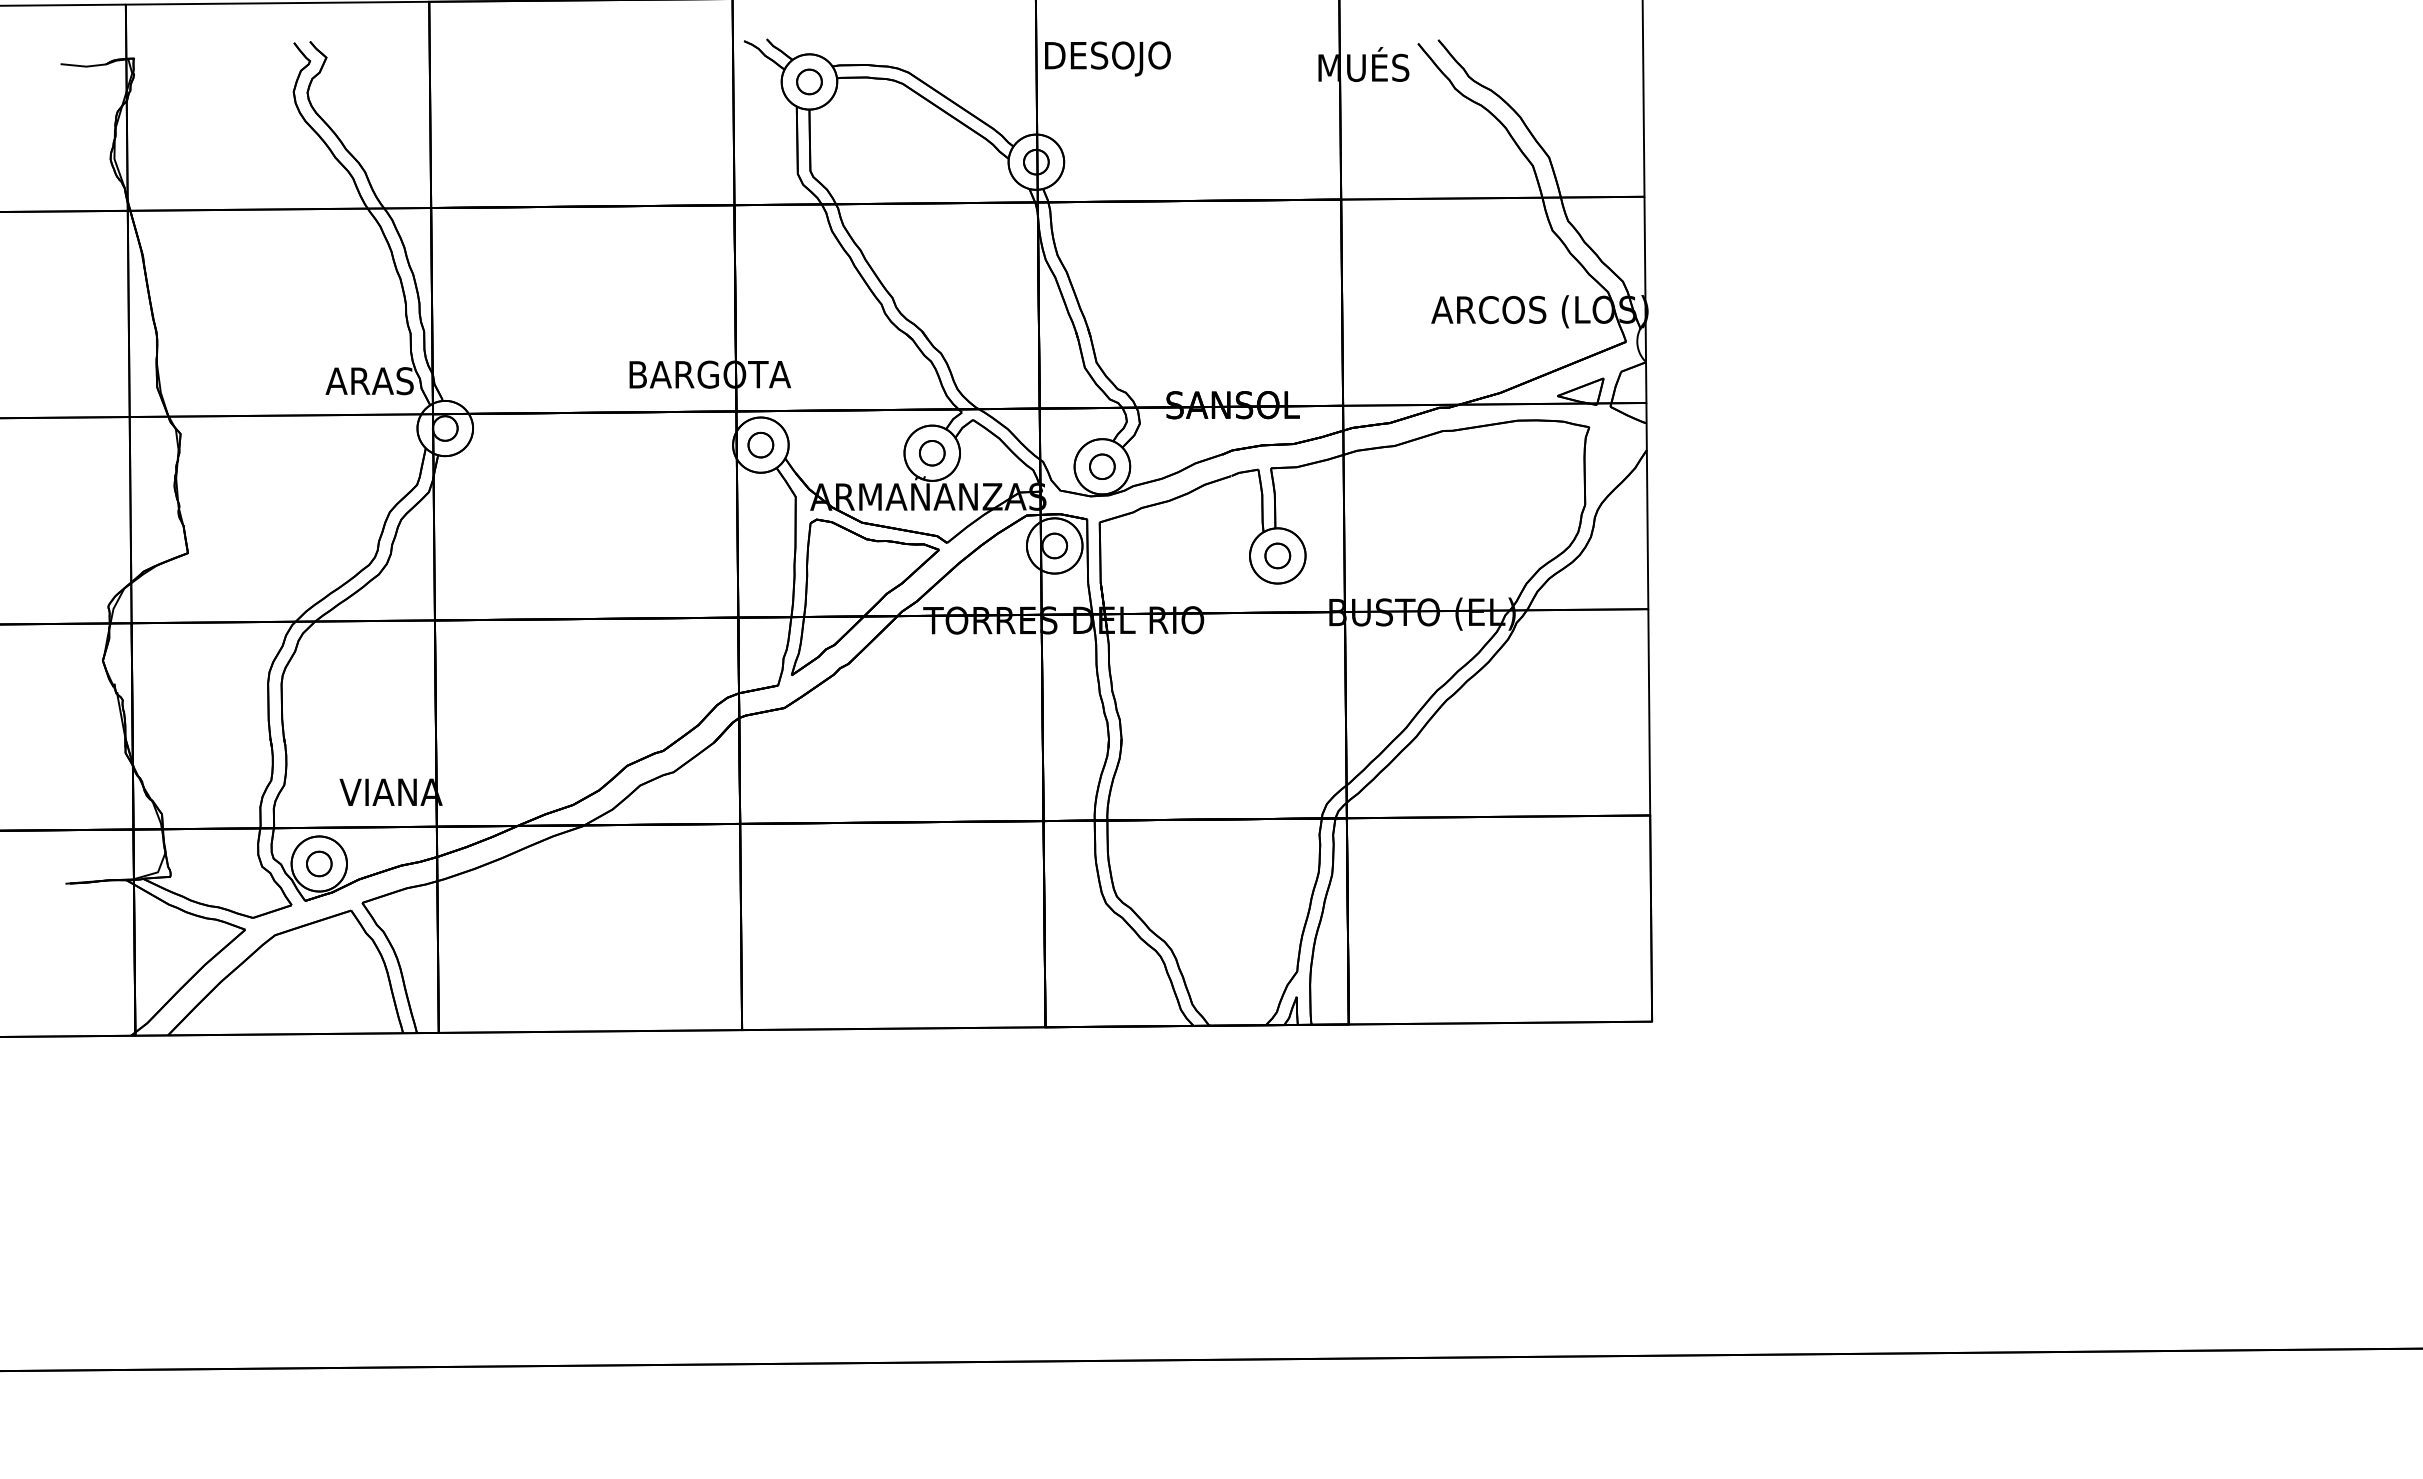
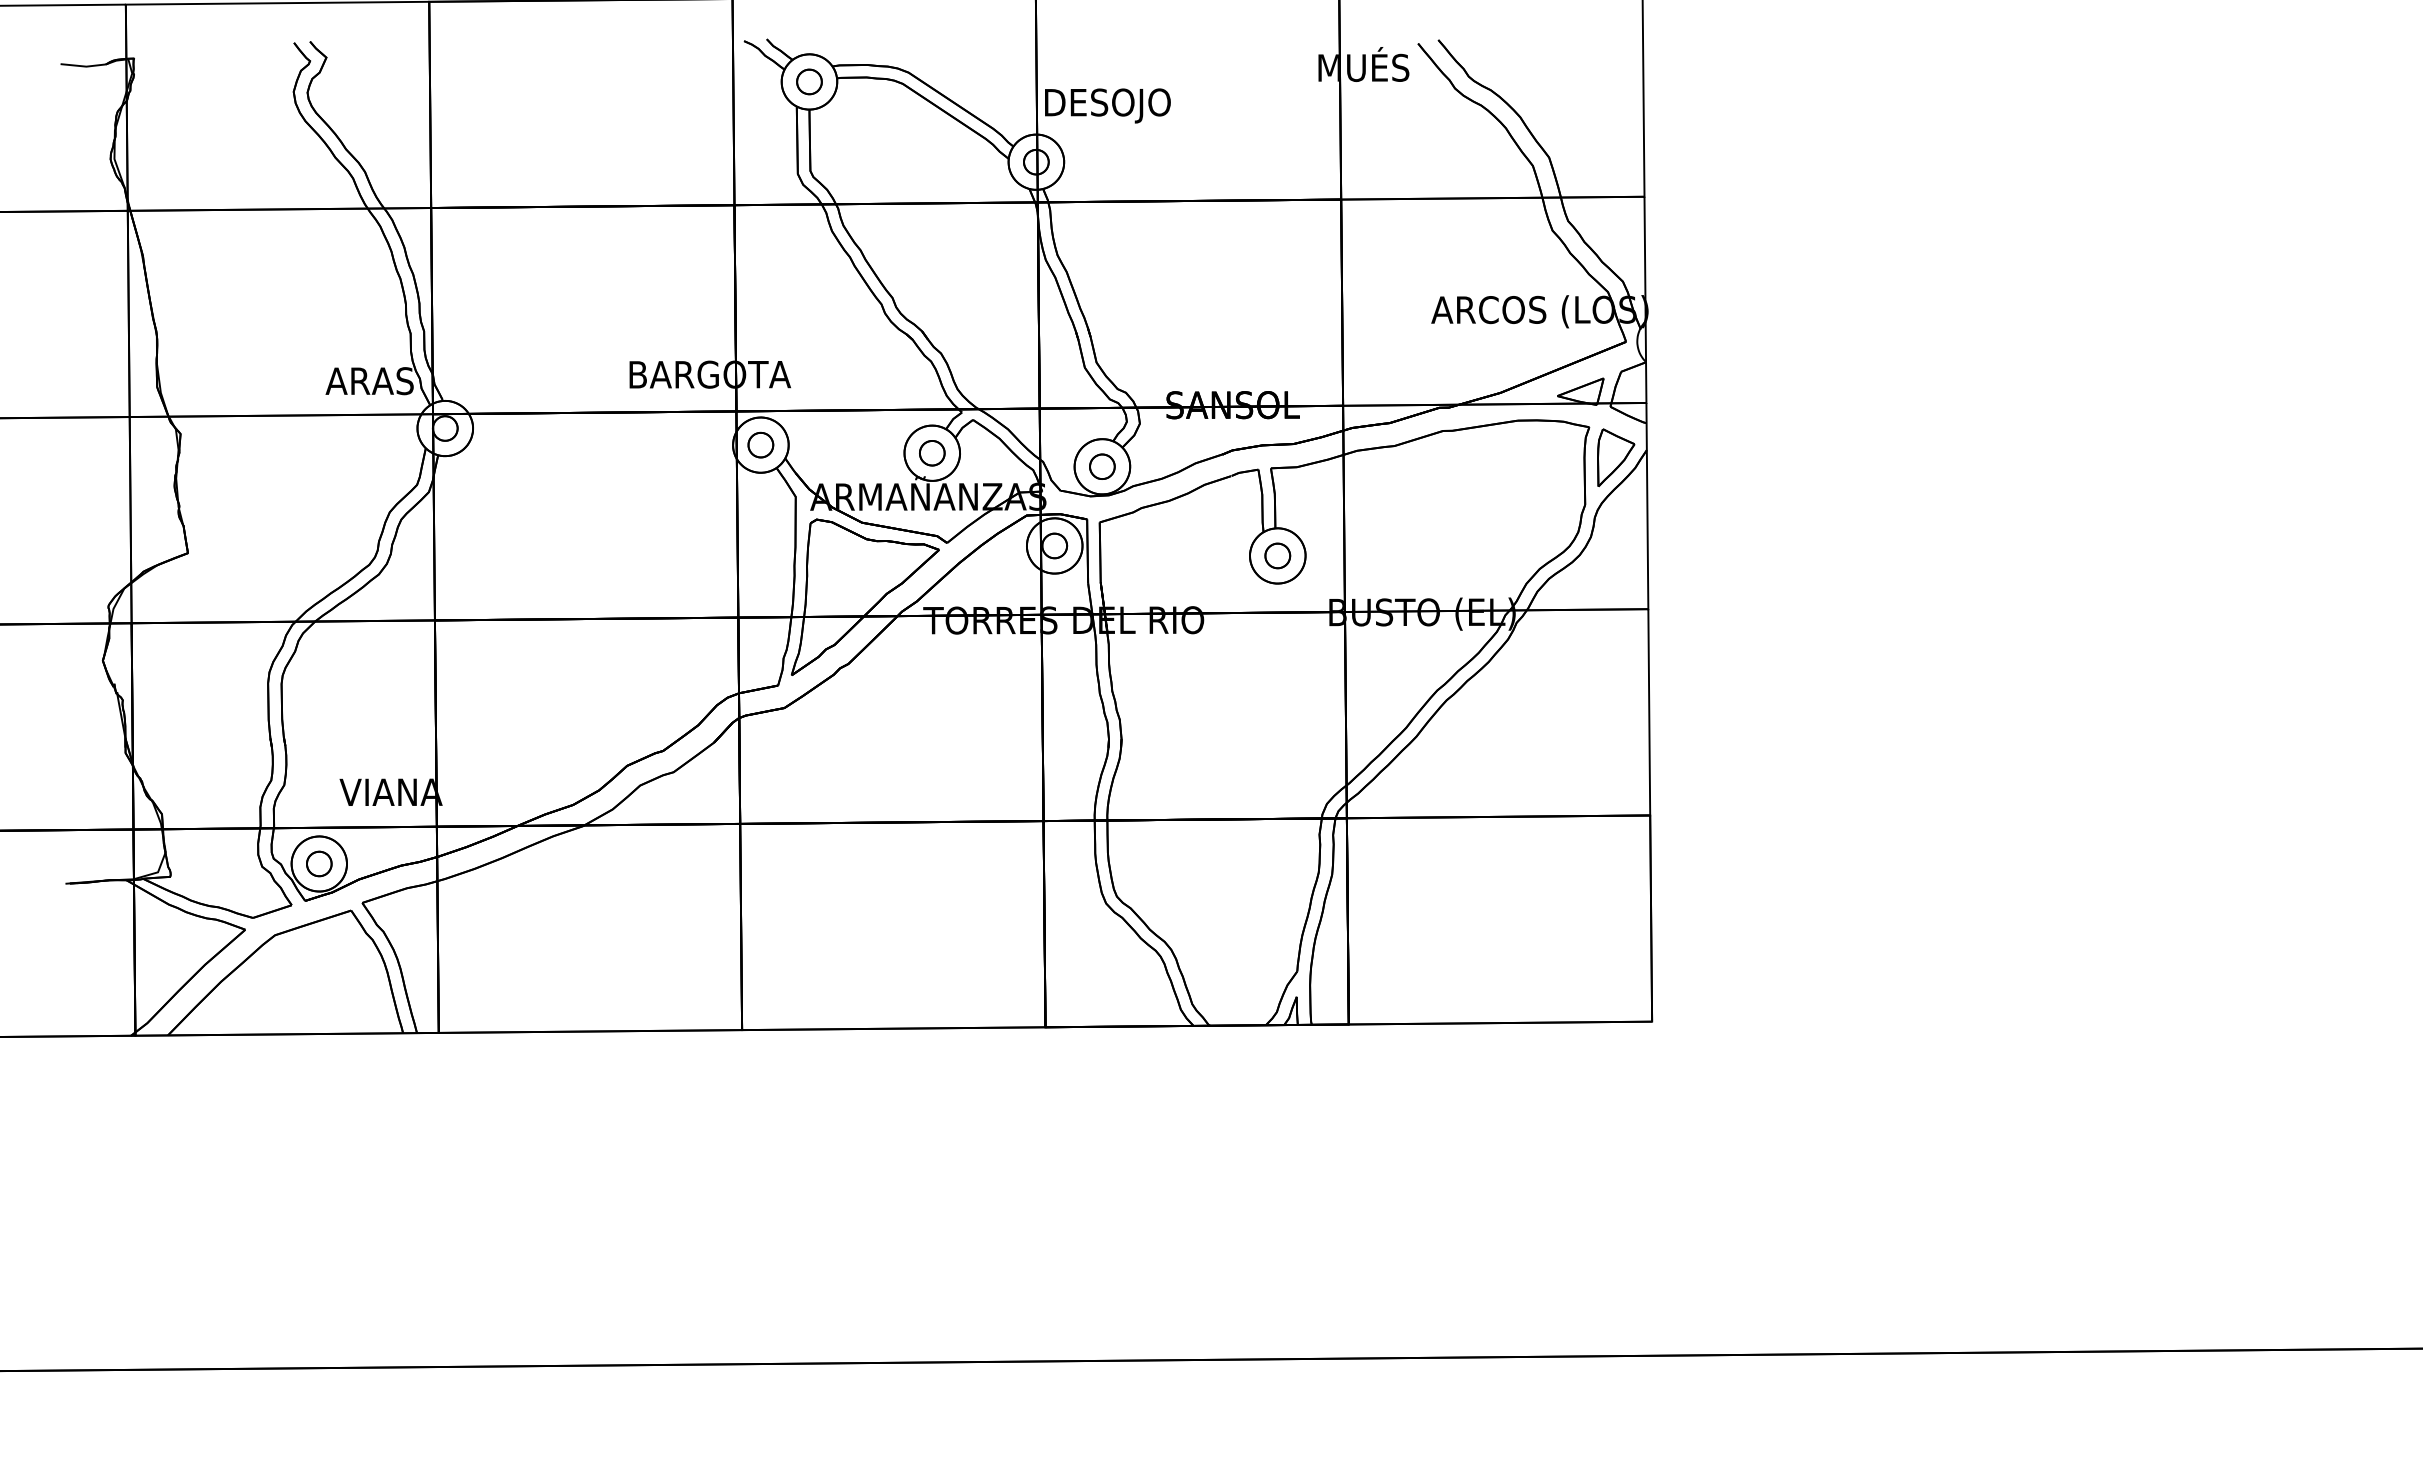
text position: (1107, 58) -> (1107, 105) (1107, 105)
part: none -> present (1616, 457)
